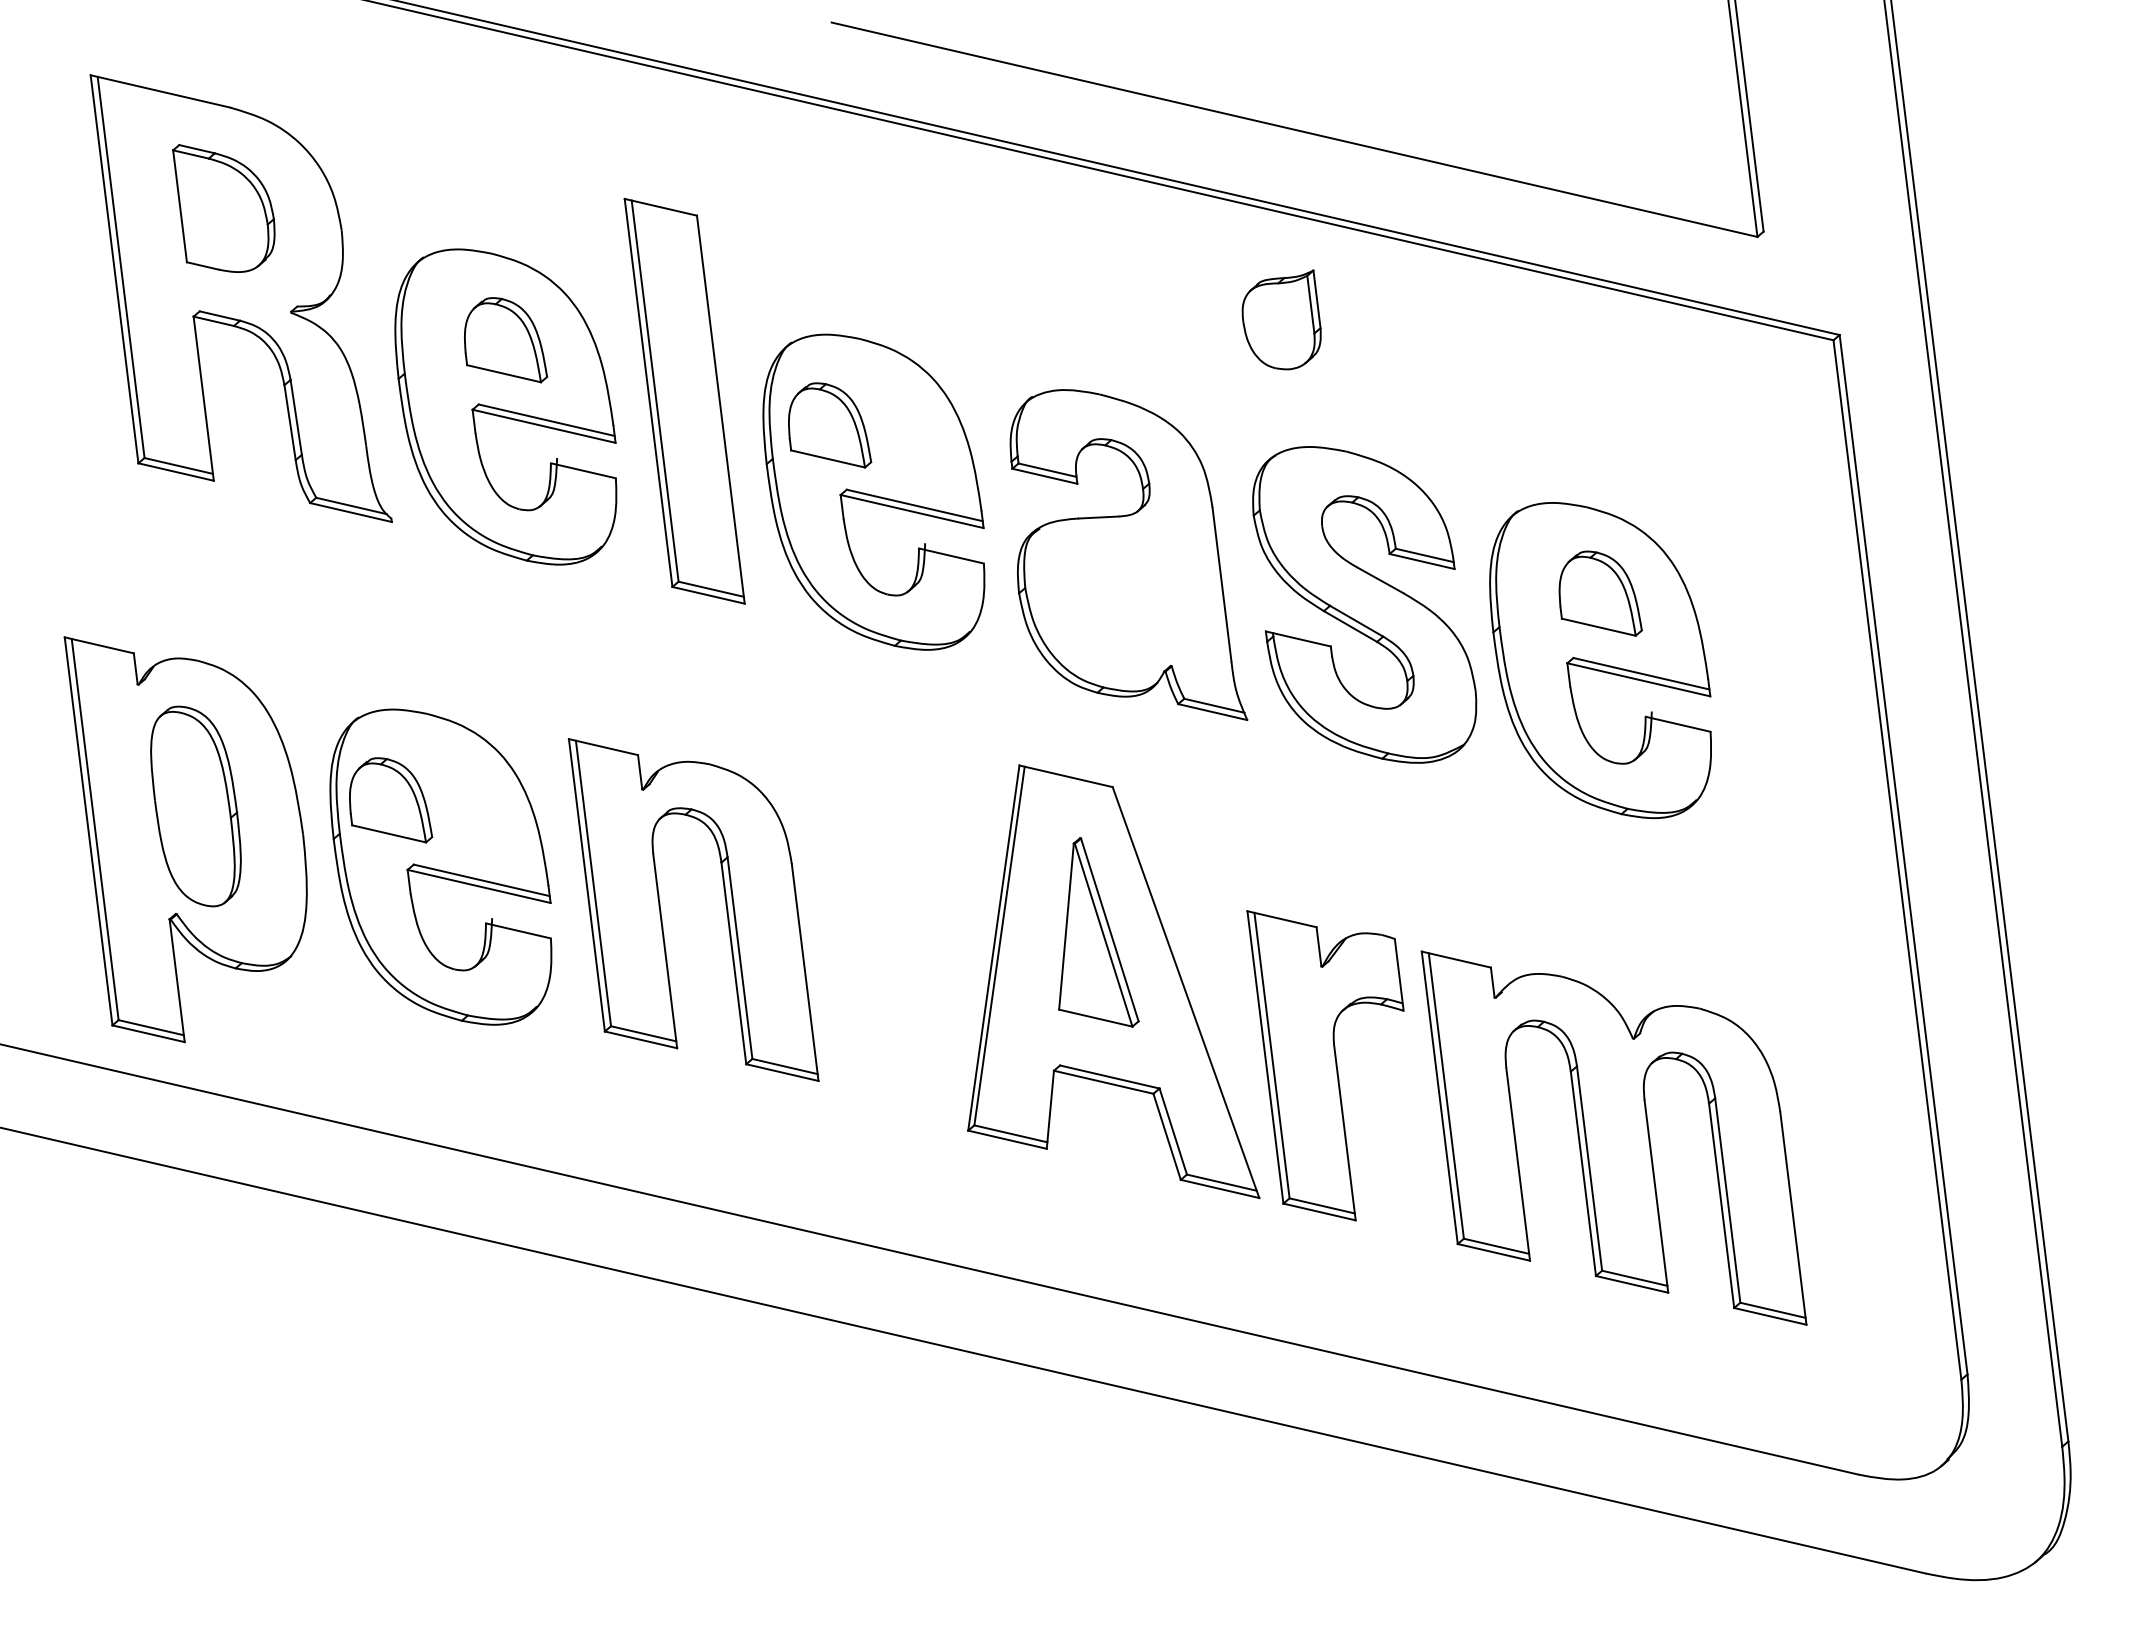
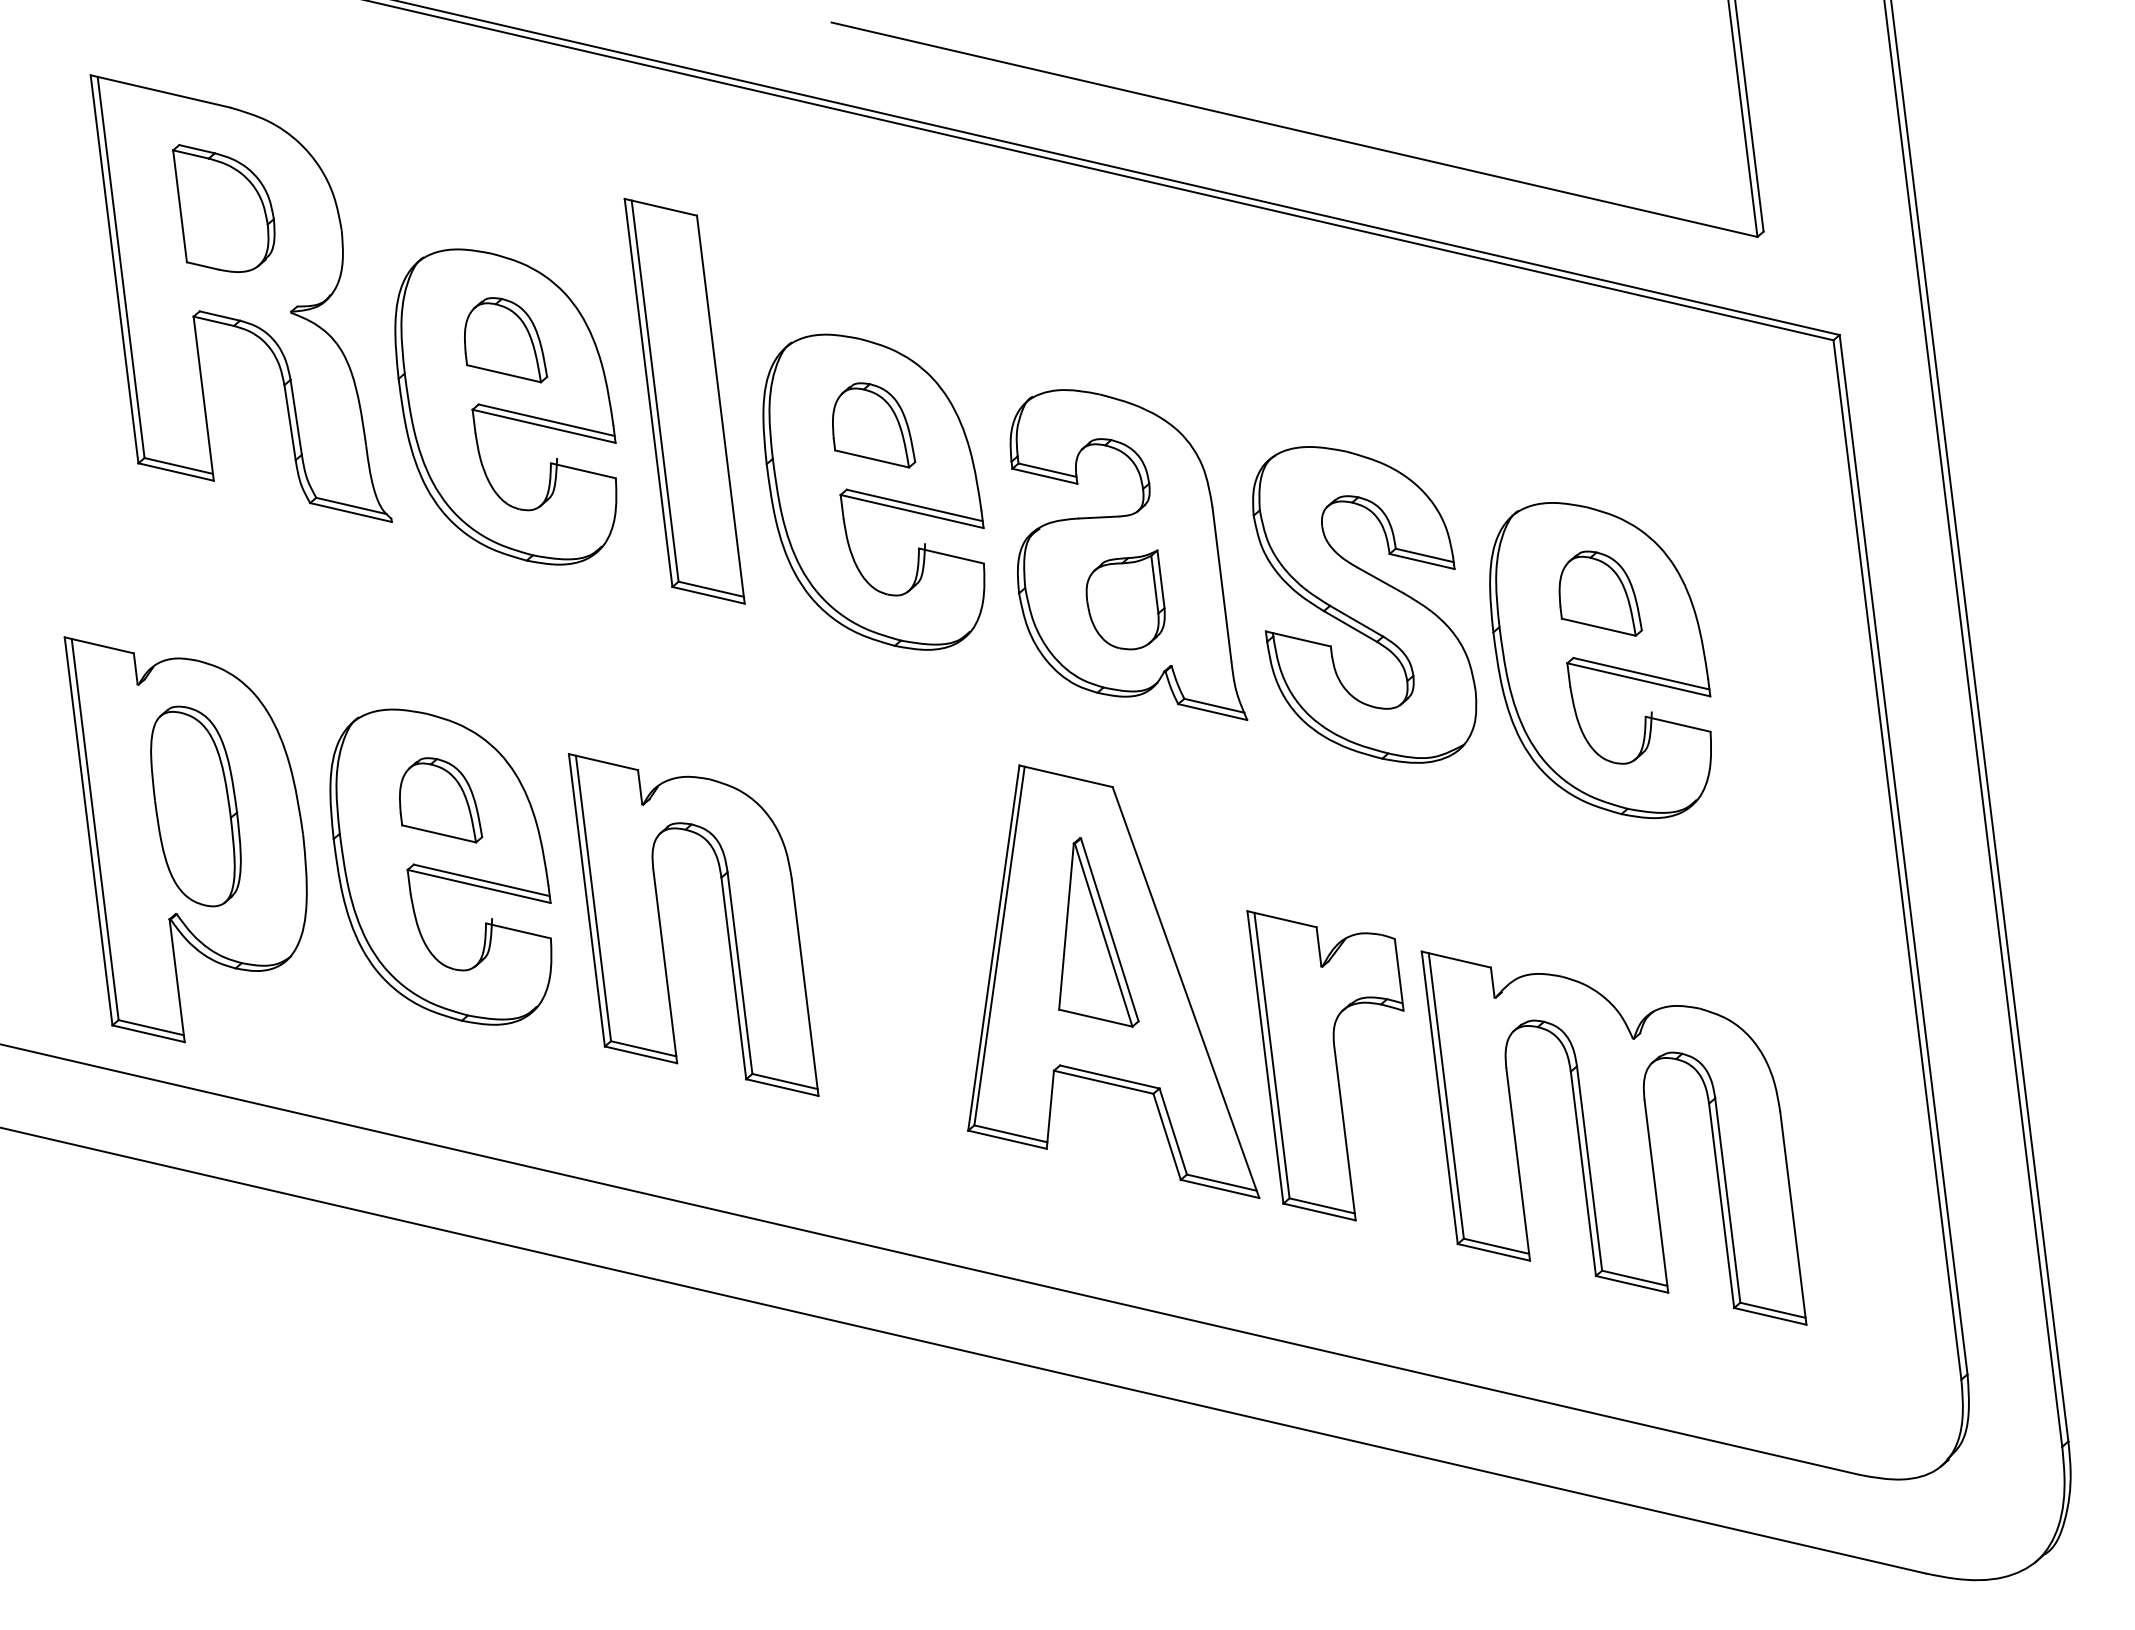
part position: (1281, 319) -> (1125, 599) (1125, 599)
part position: (830, 425) -> (874, 425) (874, 425)
part position: (391, 800) -> (441, 800) (441, 800)
part position: (661, 910) -> (661, 925) (661, 925)
